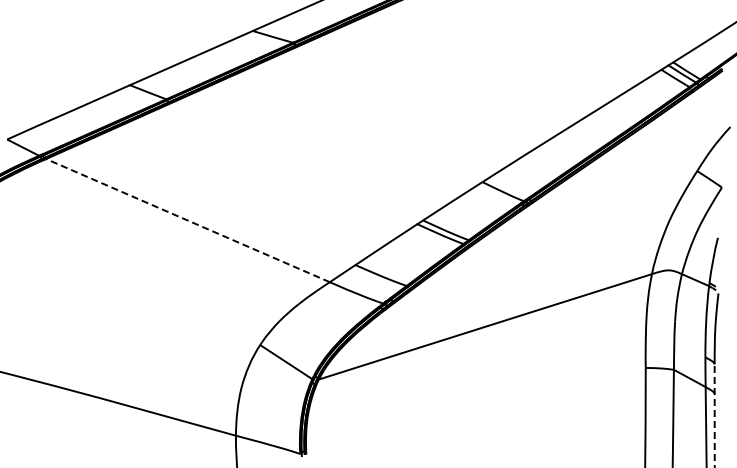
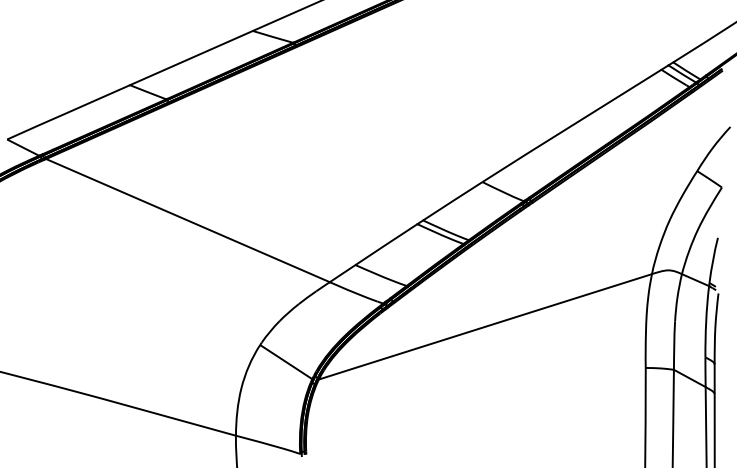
line: dashed -> solid (187, 220)
line: dashed -> solid (714, 415)
